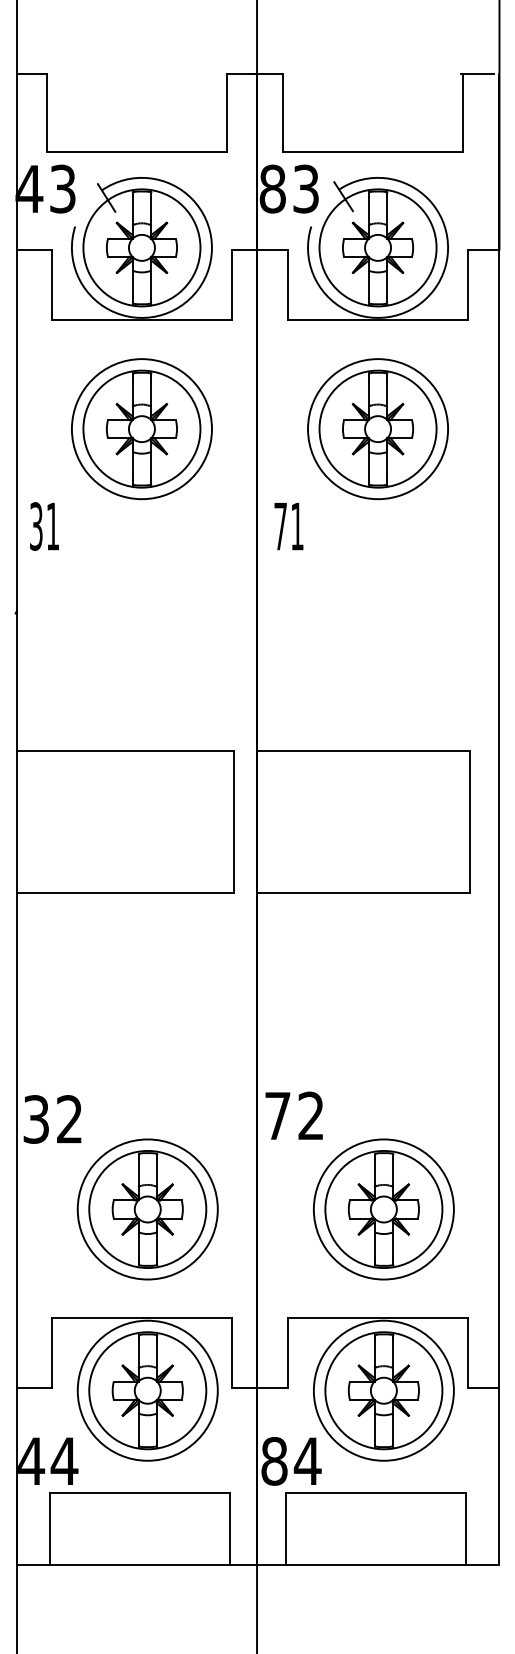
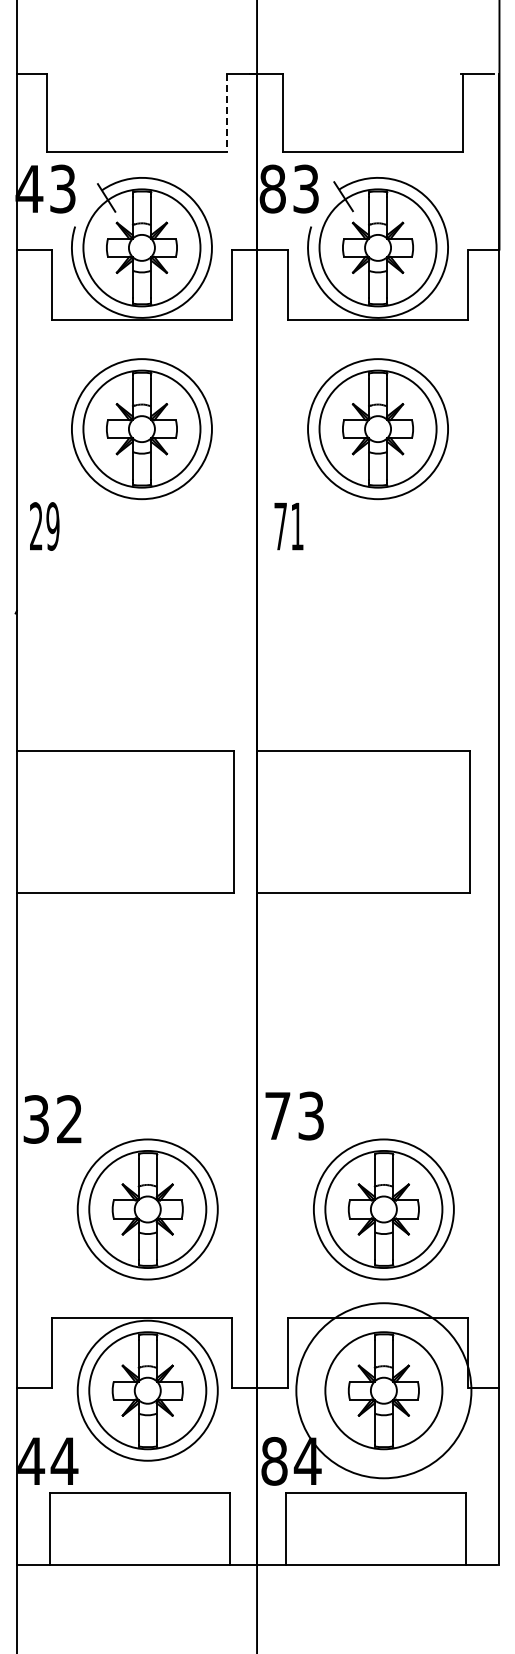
line: solid -> dashed (227, 113)
text: 31 -> 29 (44, 526)
text: 72 -> 73 (310, 1115)
circle diameter: 140 px -> 175 px (383, 1390)
